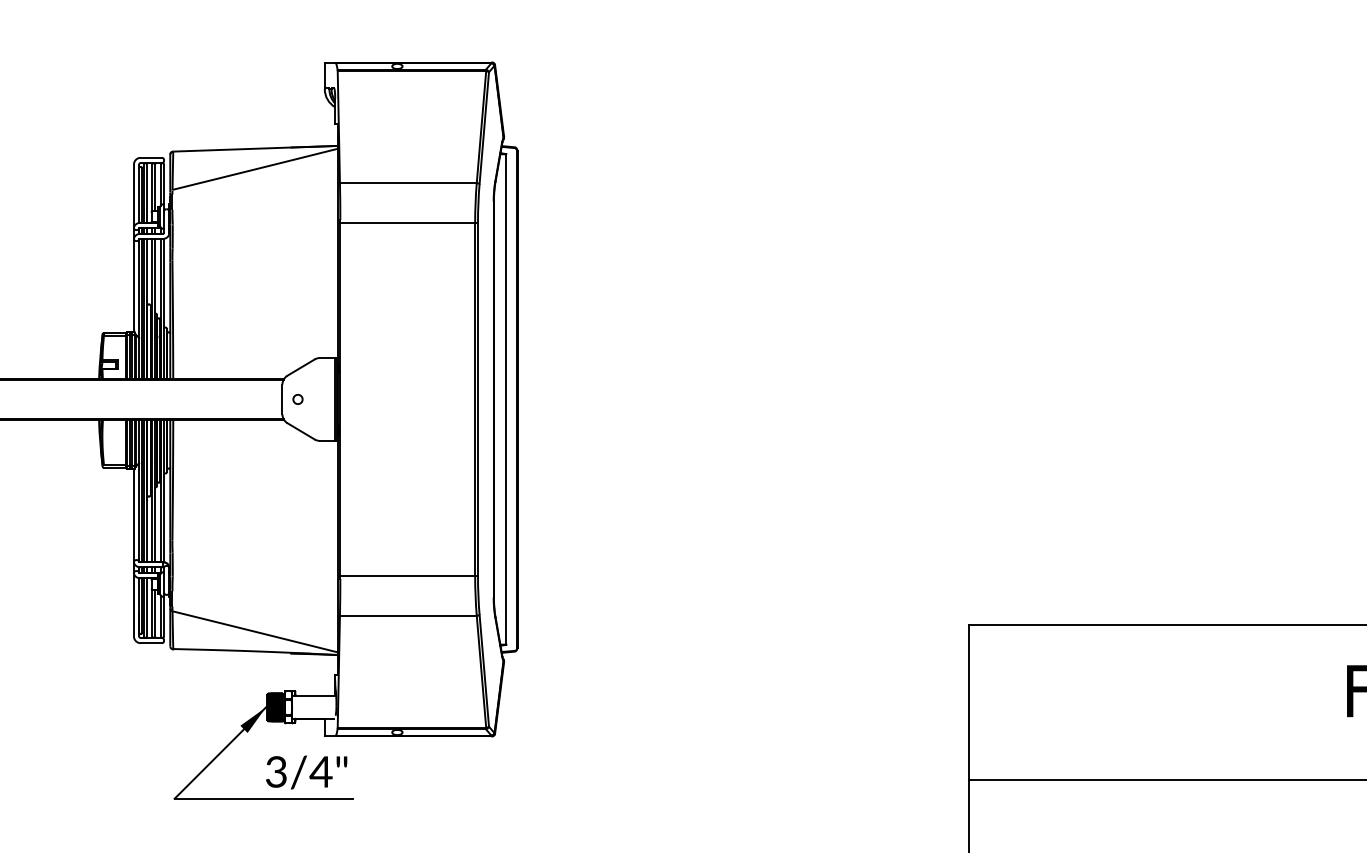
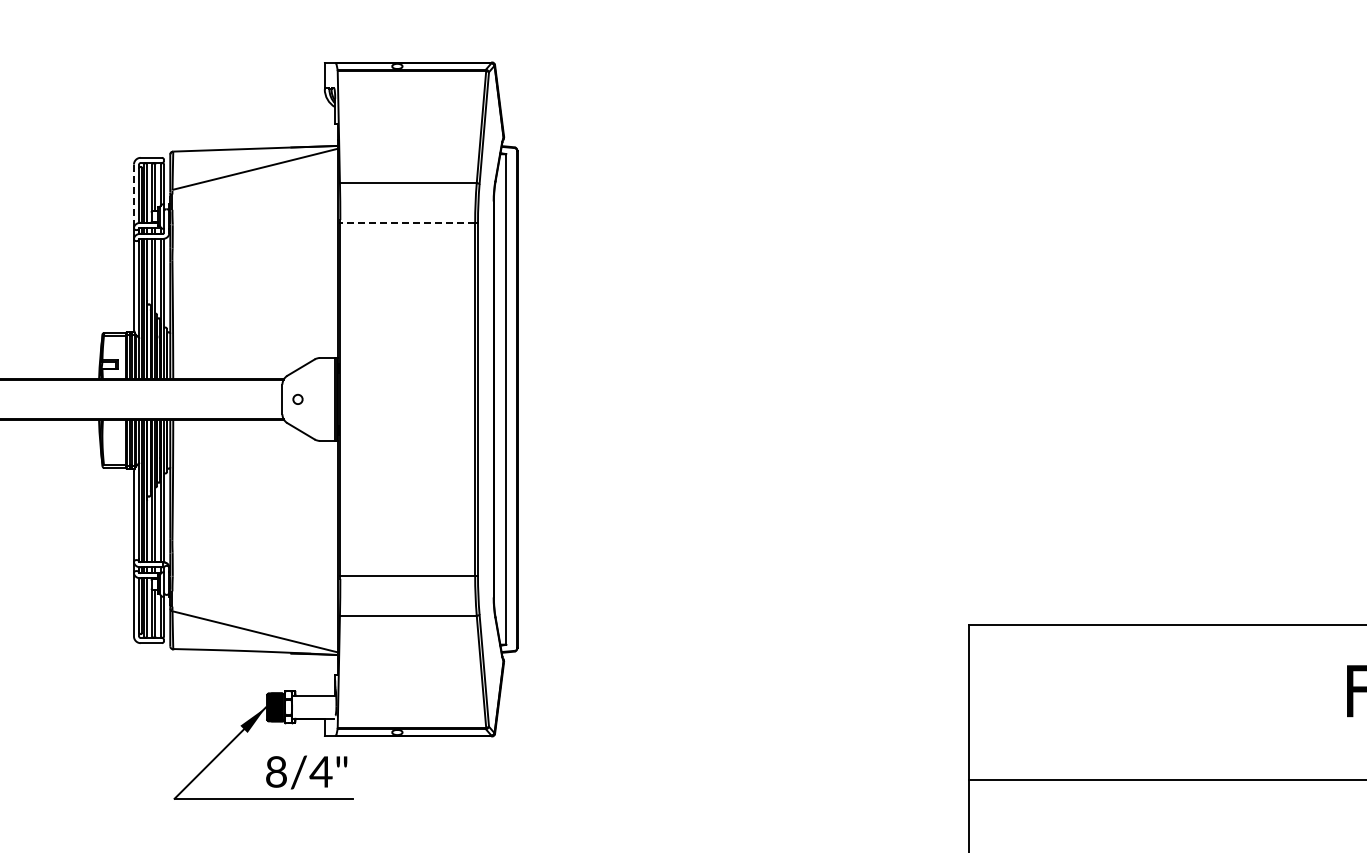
line: solid -> dashed (133, 196)
line: solid -> dashed (407, 222)
text: 3/4" -> 8/4" (276, 771)
